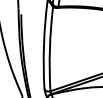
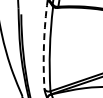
arc: solid -> dashed (43, 44)
